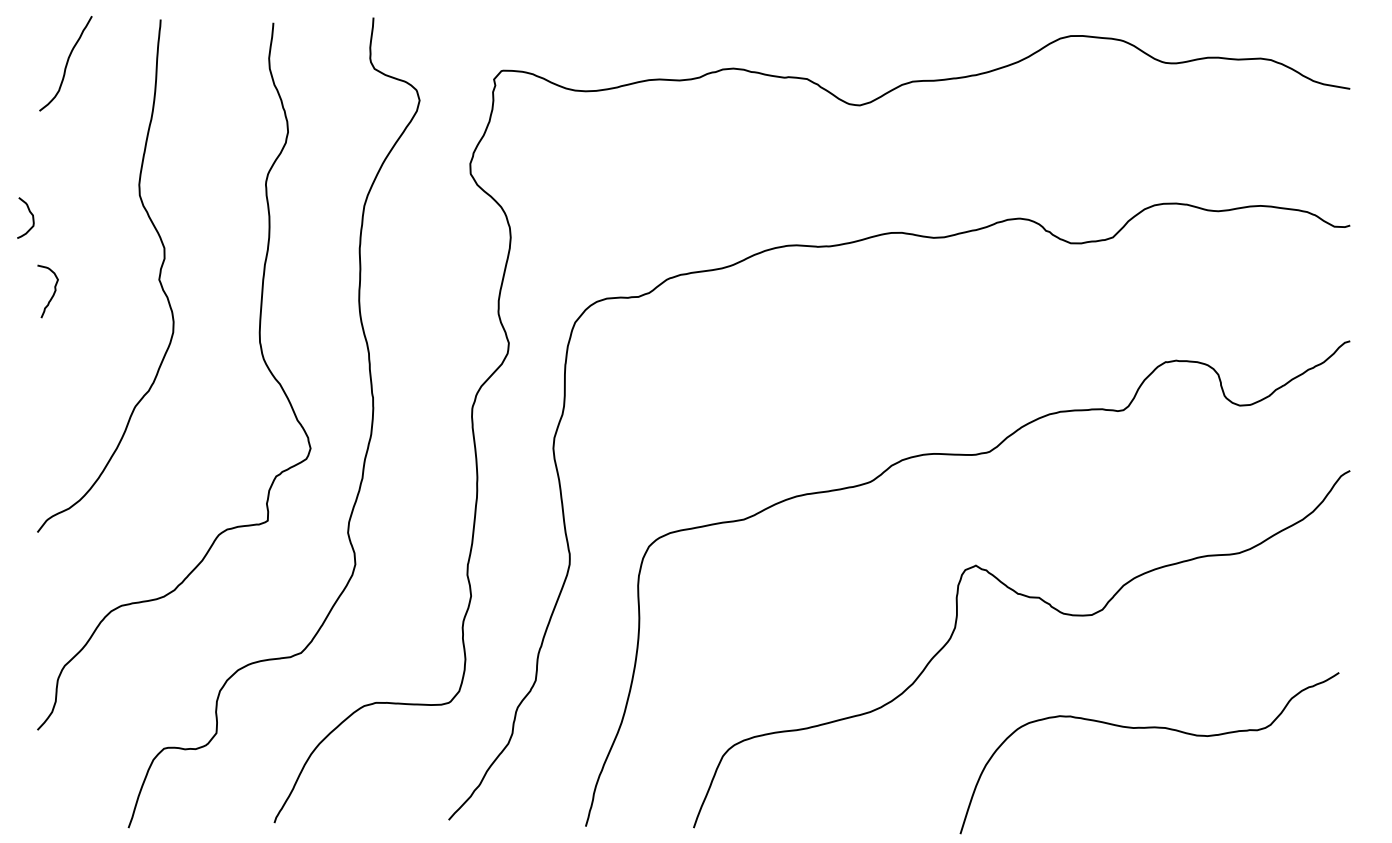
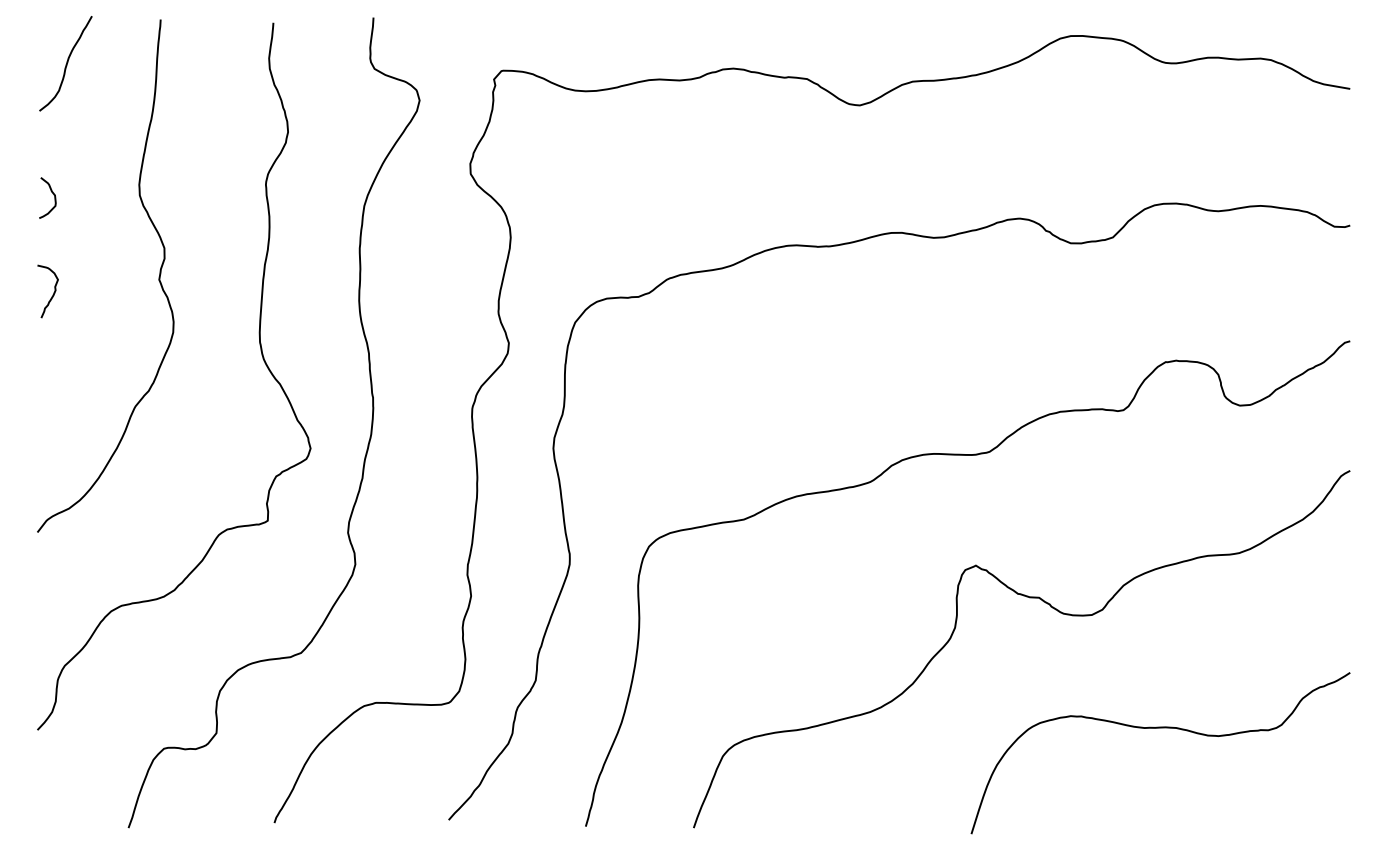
curve position: (31, 215) -> (53, 195) (53, 195)
curve position: (1149, 728) -> (1160, 728) (1160, 728)
